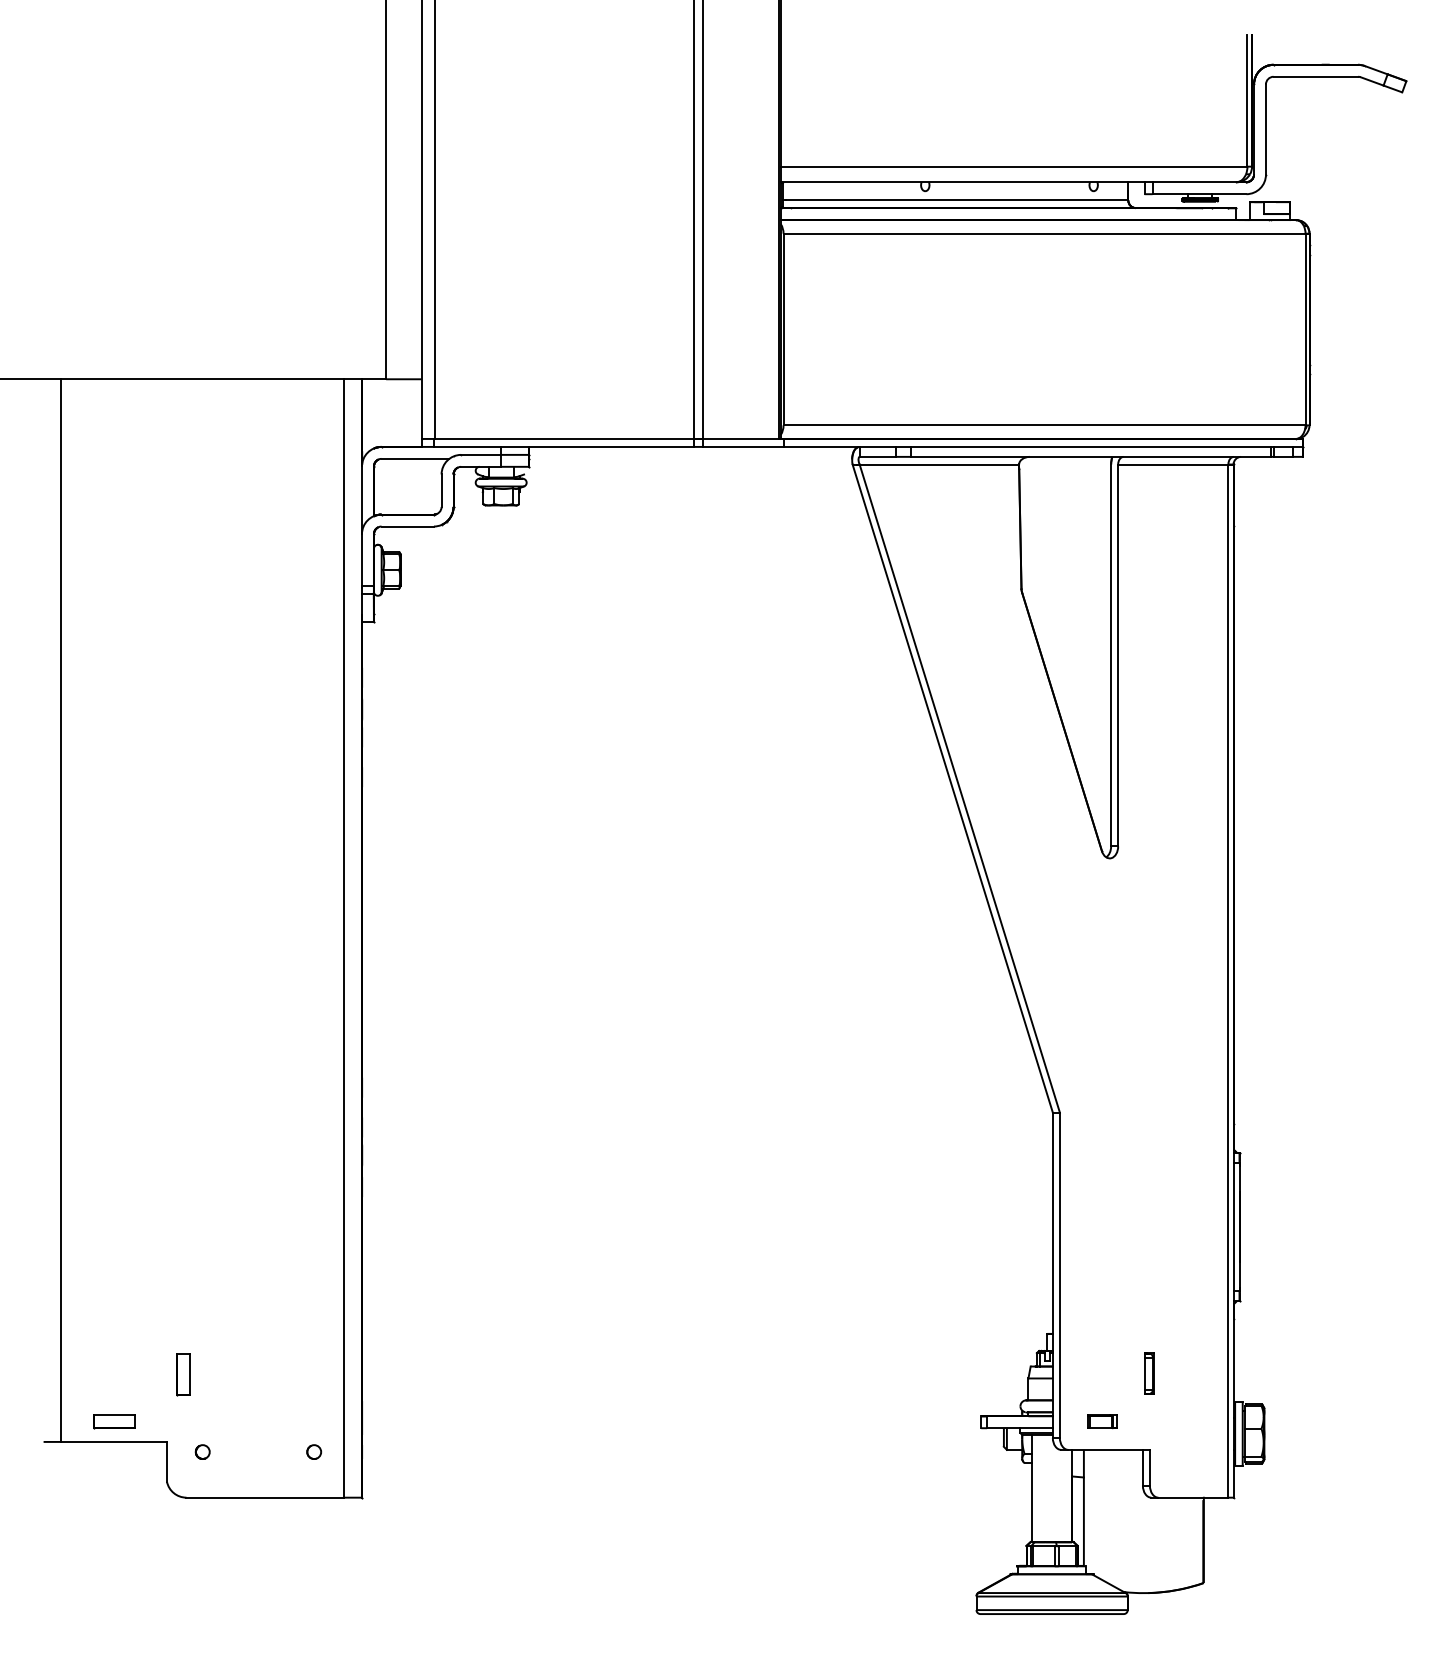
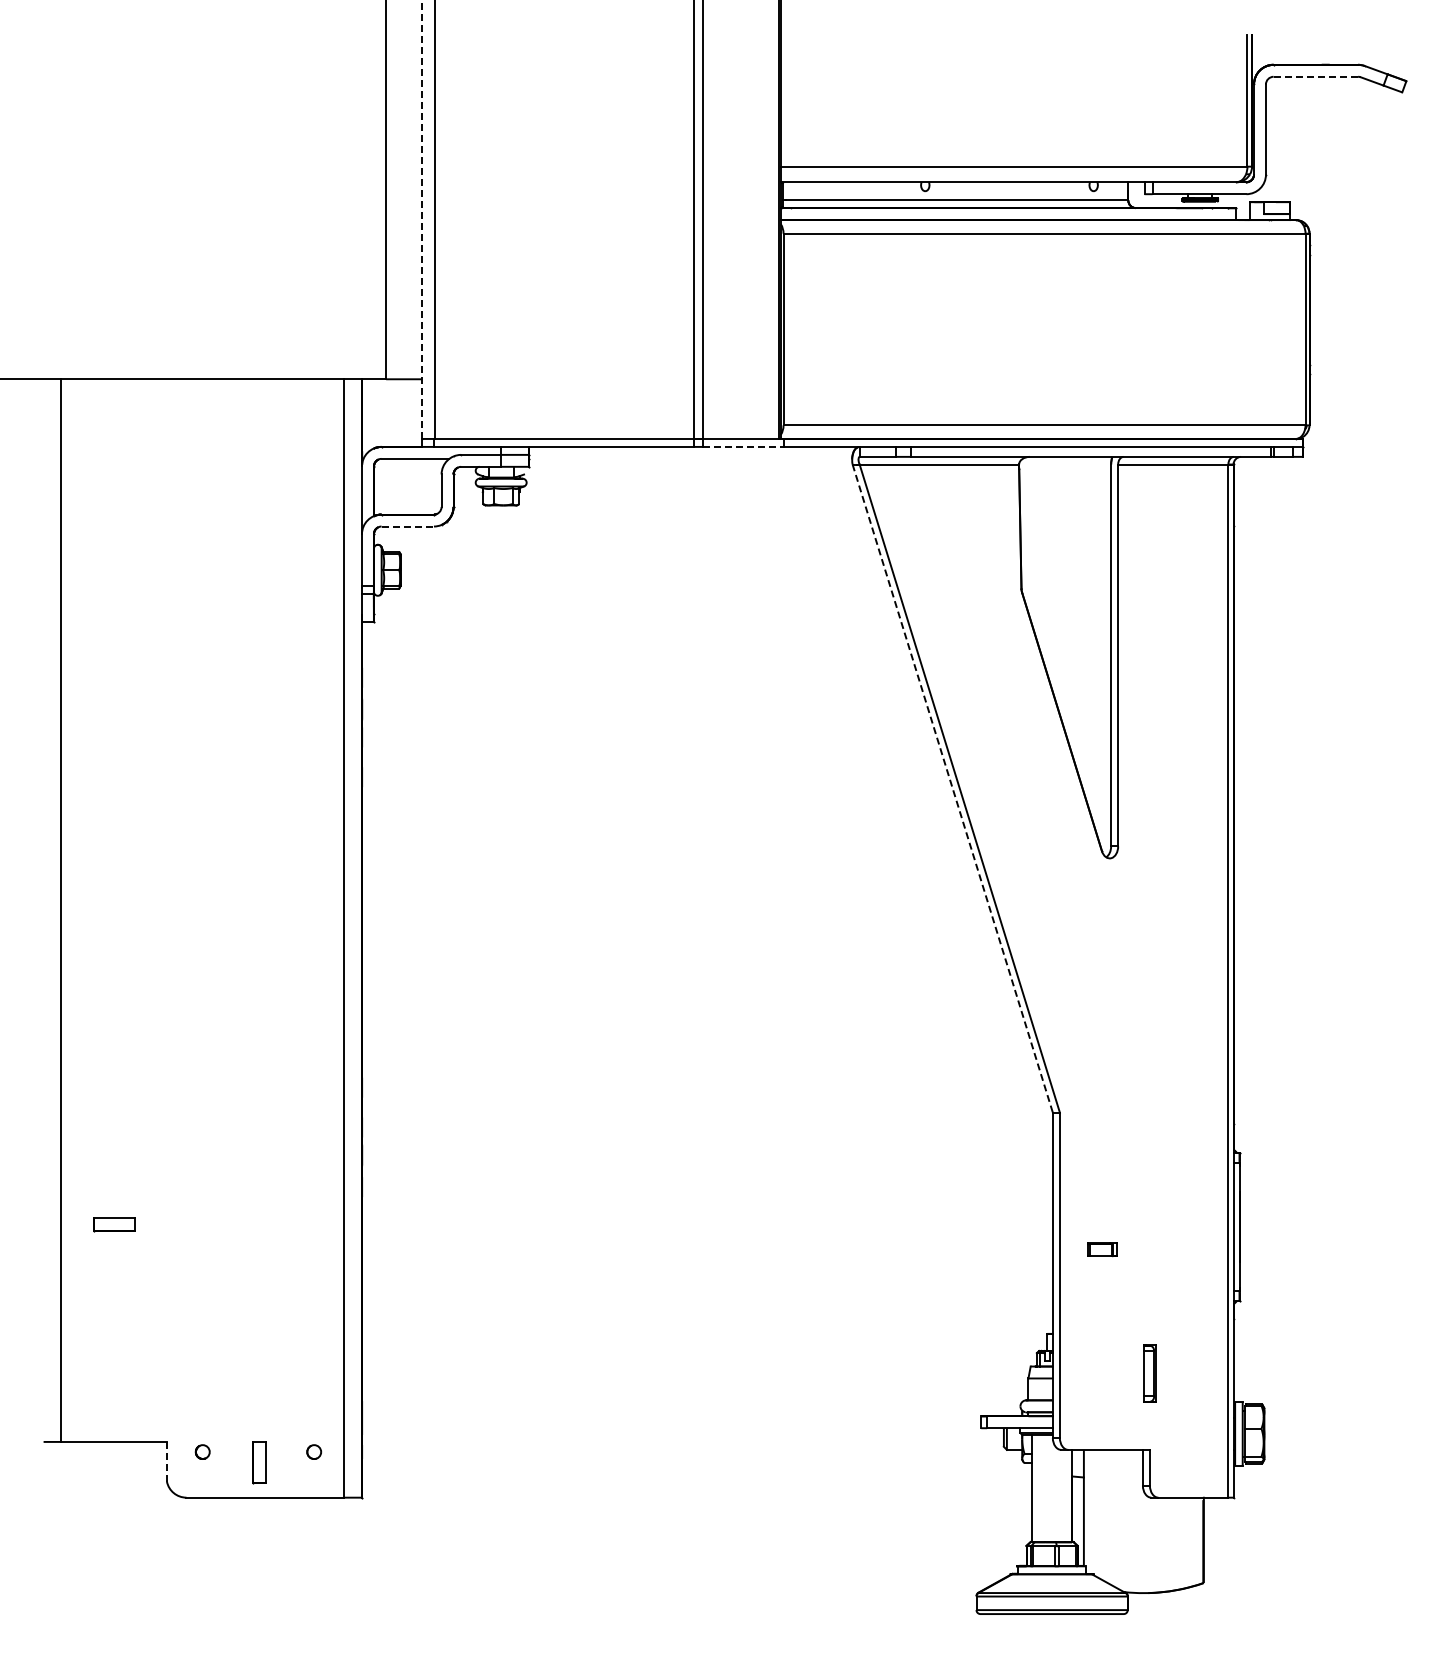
line: solid -> dashed (1316, 76)
line: solid -> dashed (421, 219)
line: solid -> dashed (743, 446)
line: solid -> dashed (408, 526)
line: solid -> dashed (952, 789)
part size: 11x43 px -> 14x59 px (1149, 1373)
part position: (183, 1374) -> (259, 1462) (259, 1462)
part position: (114, 1421) -> (114, 1224) (114, 1224)
part position: (1102, 1421) -> (1102, 1249) (1102, 1249)
line: solid -> dashed (166, 1461)
